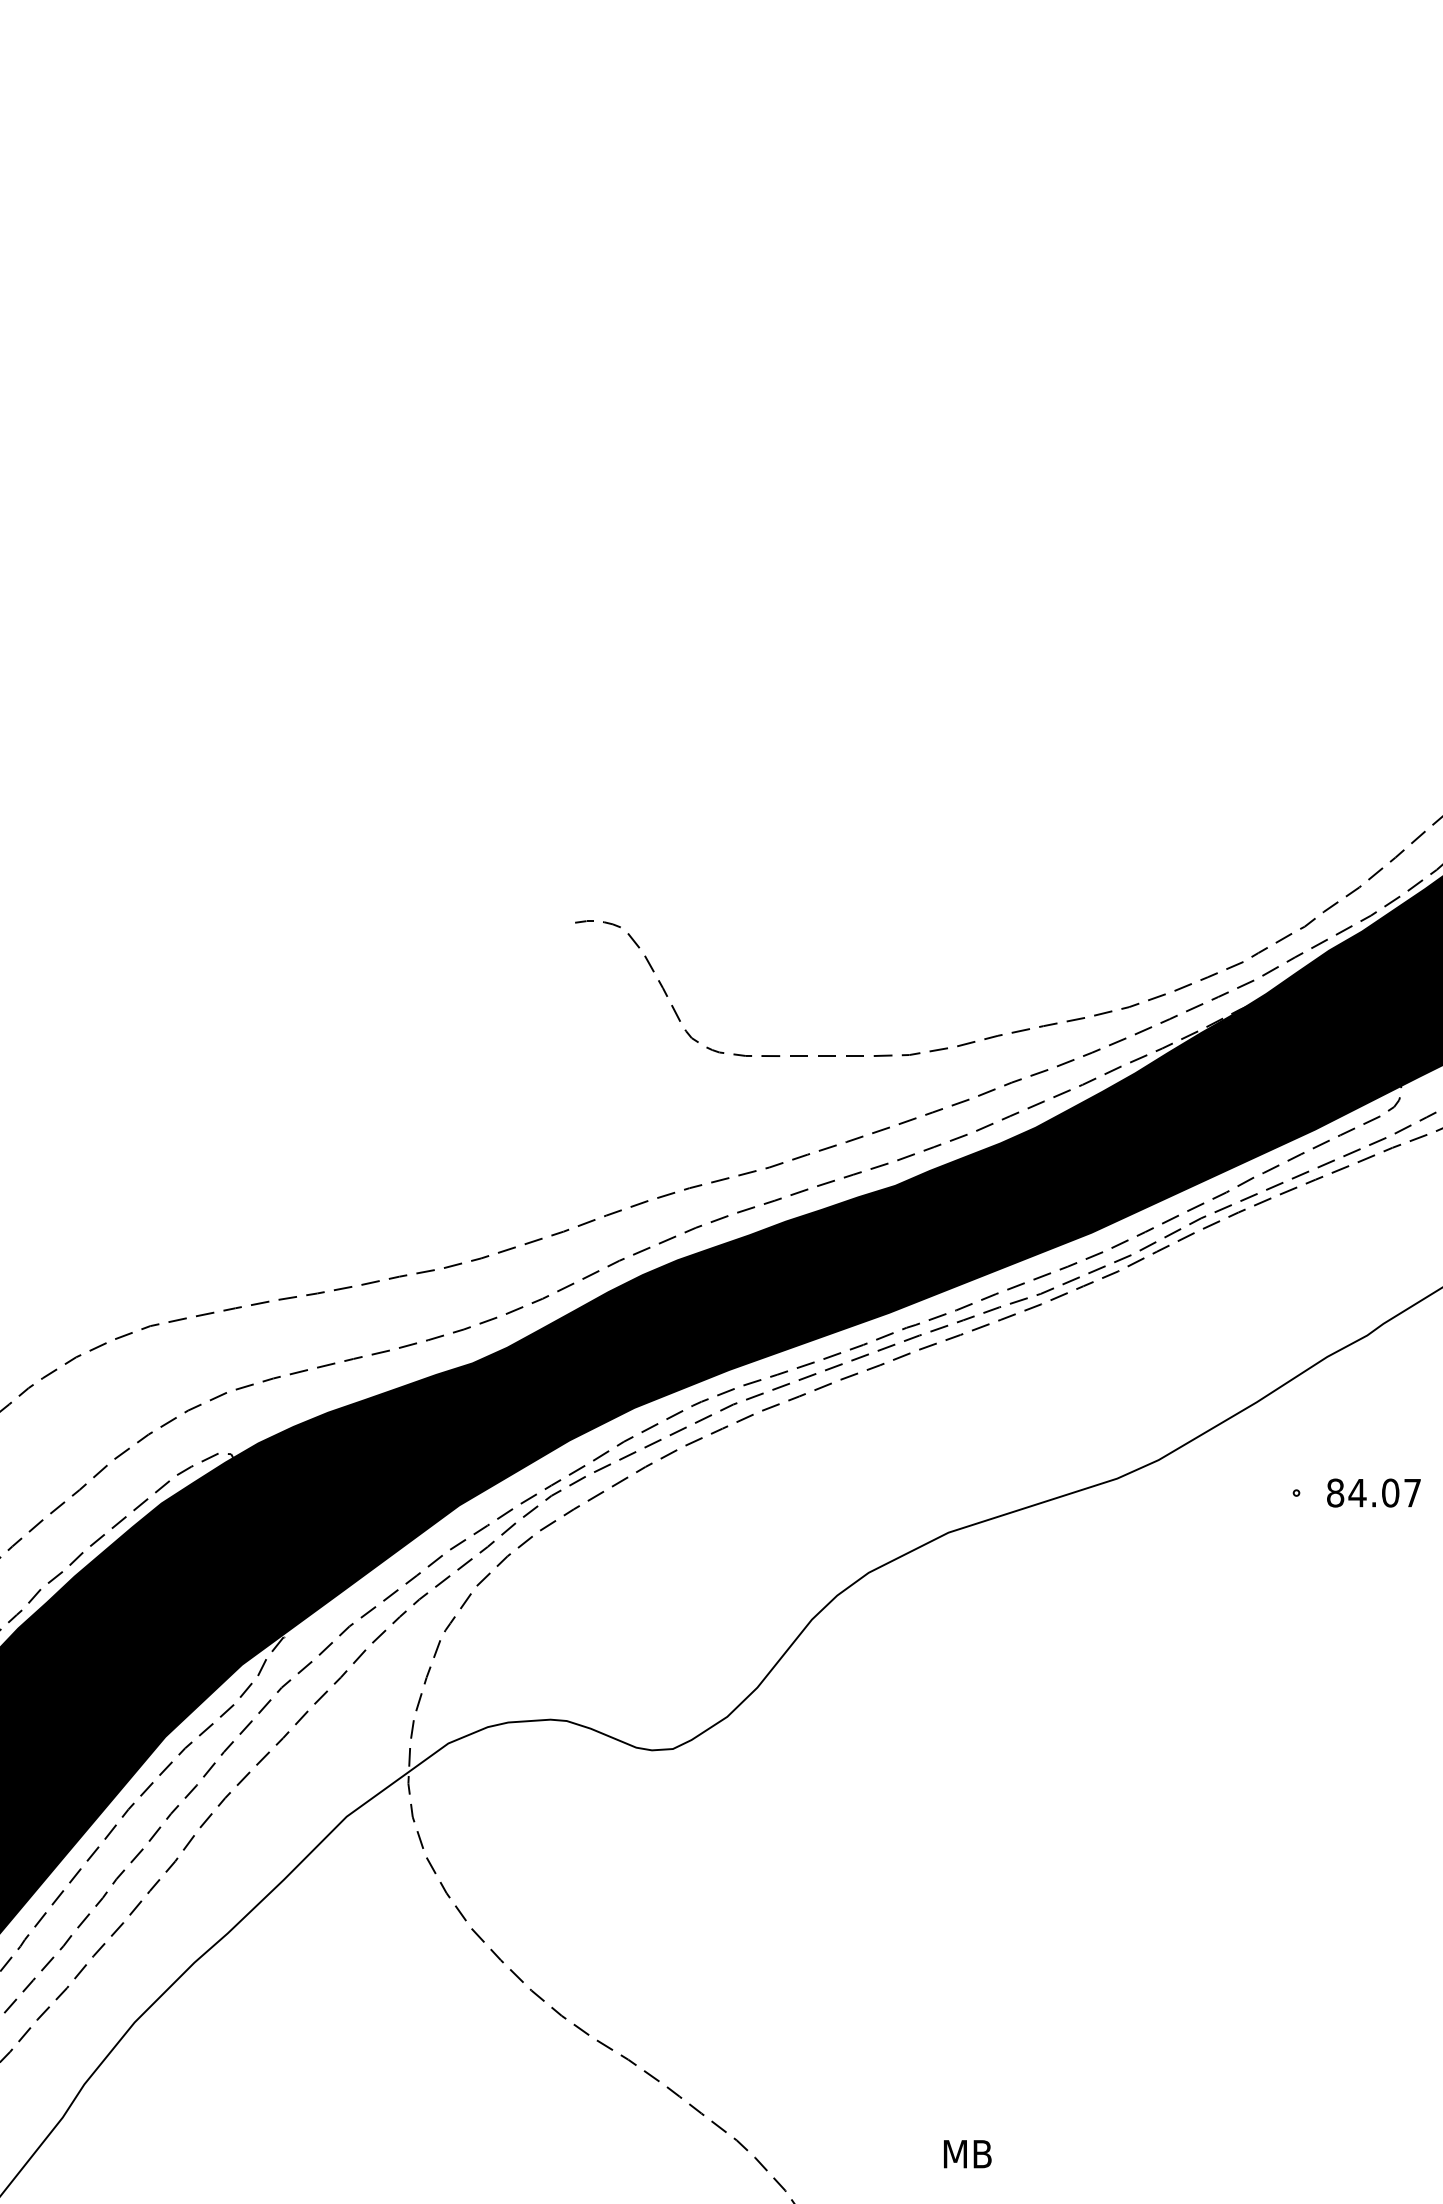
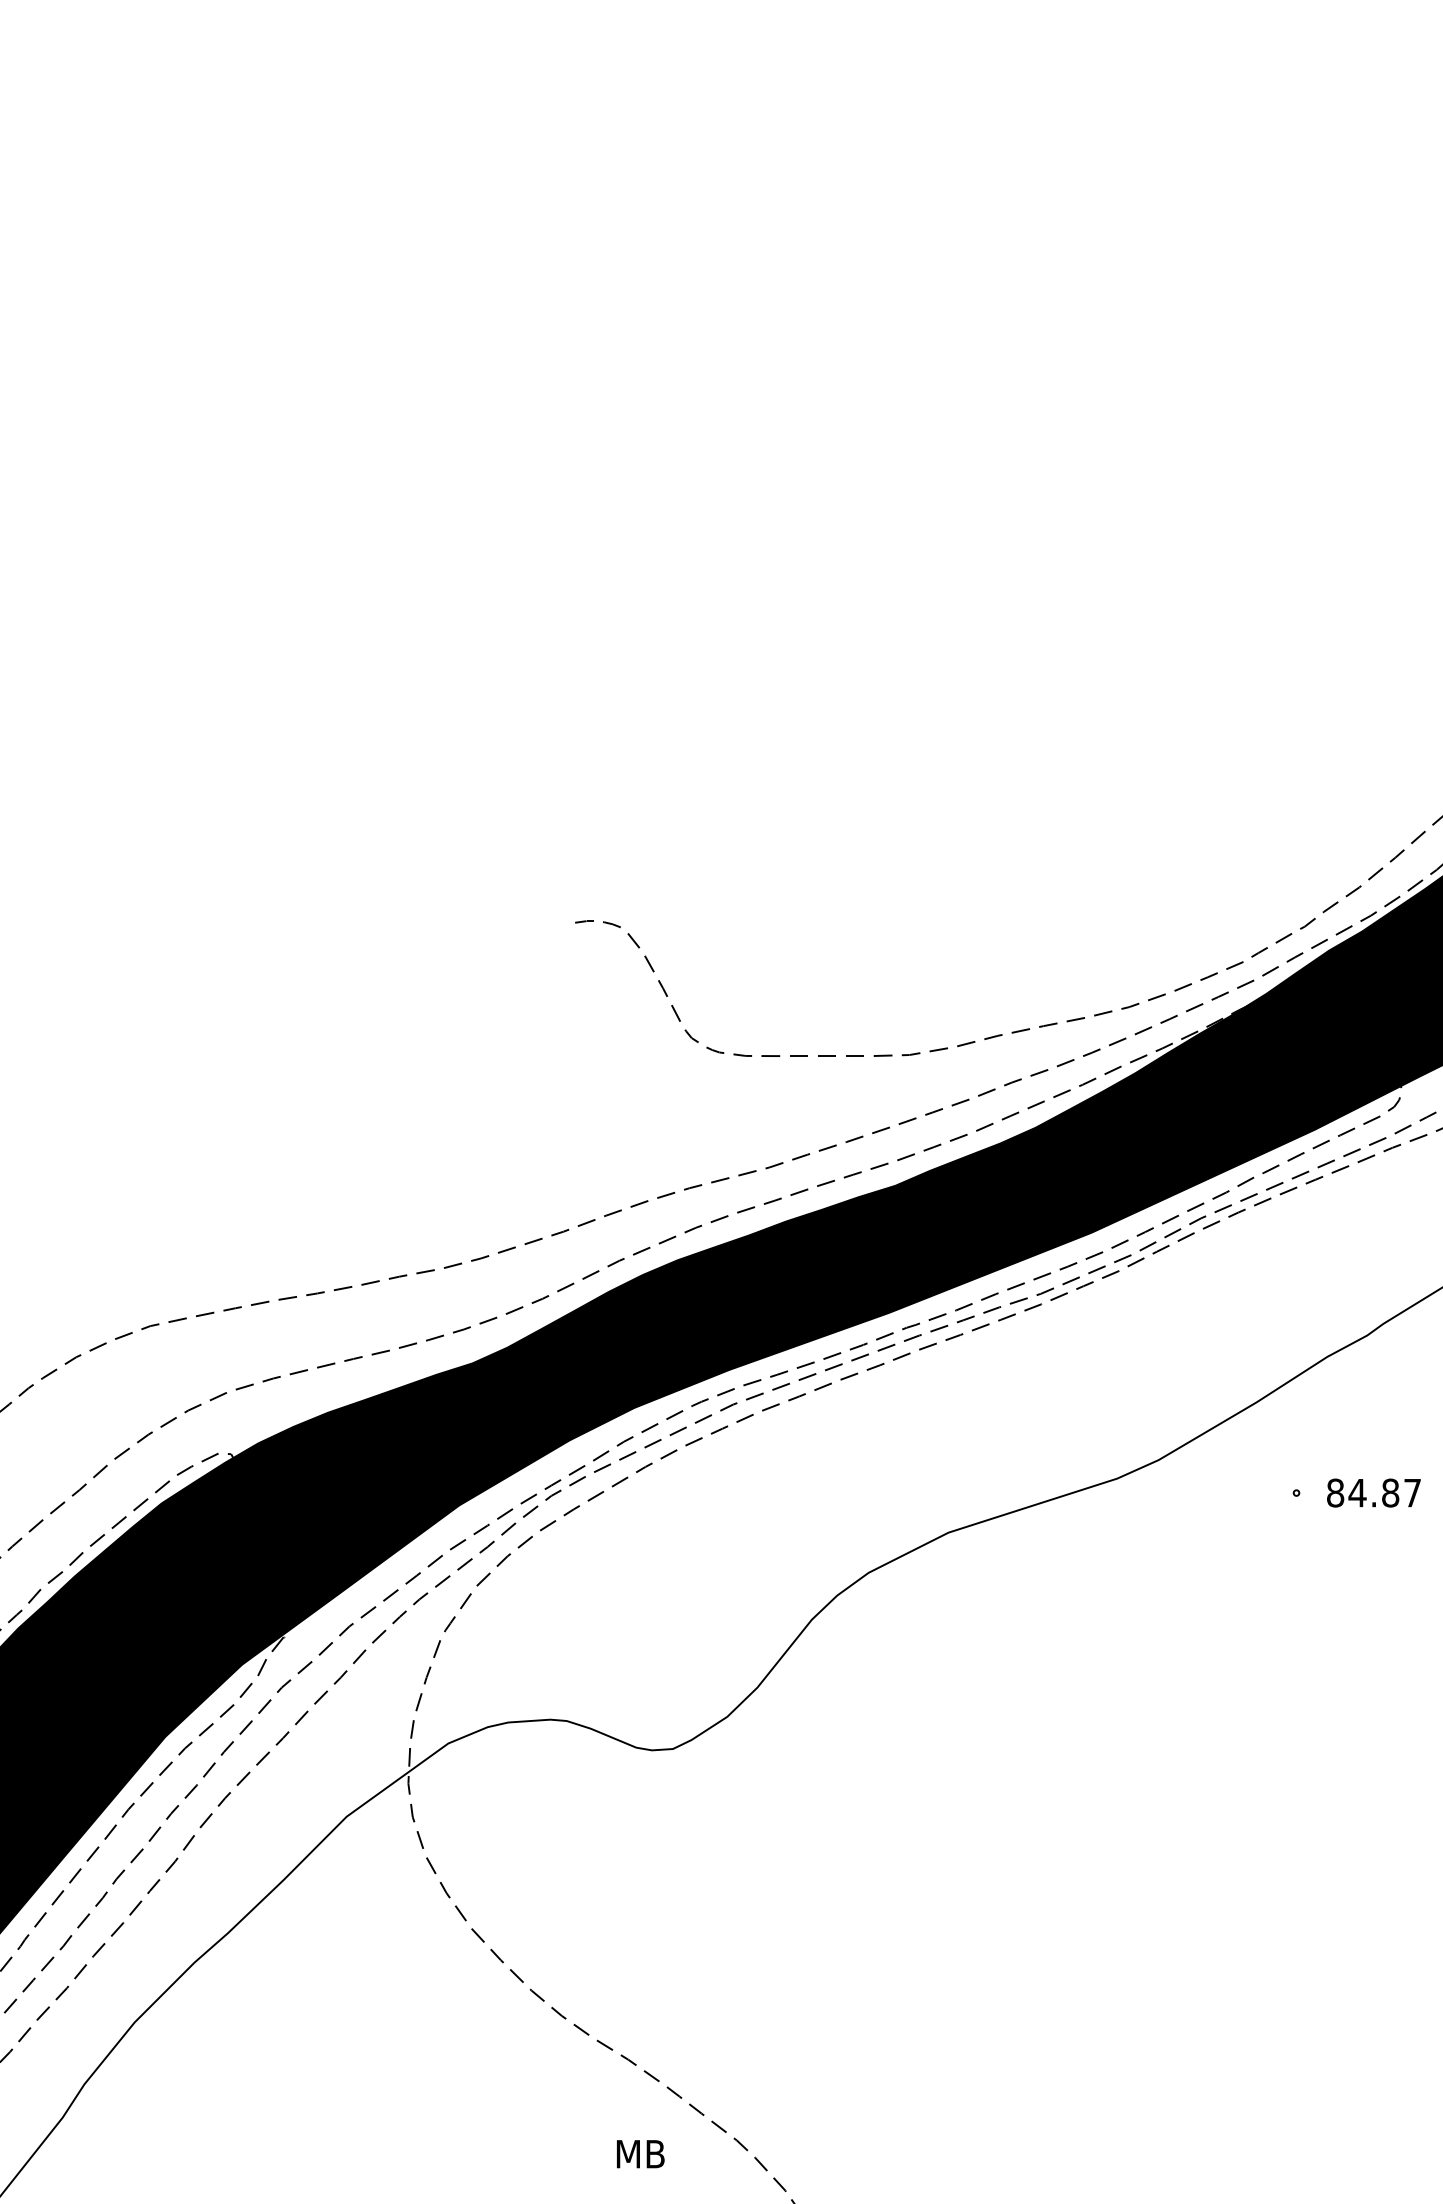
text: 84.07 -> 84.87 (1390, 1493)
text position: (967, 2154) -> (640, 2154) (640, 2154)
